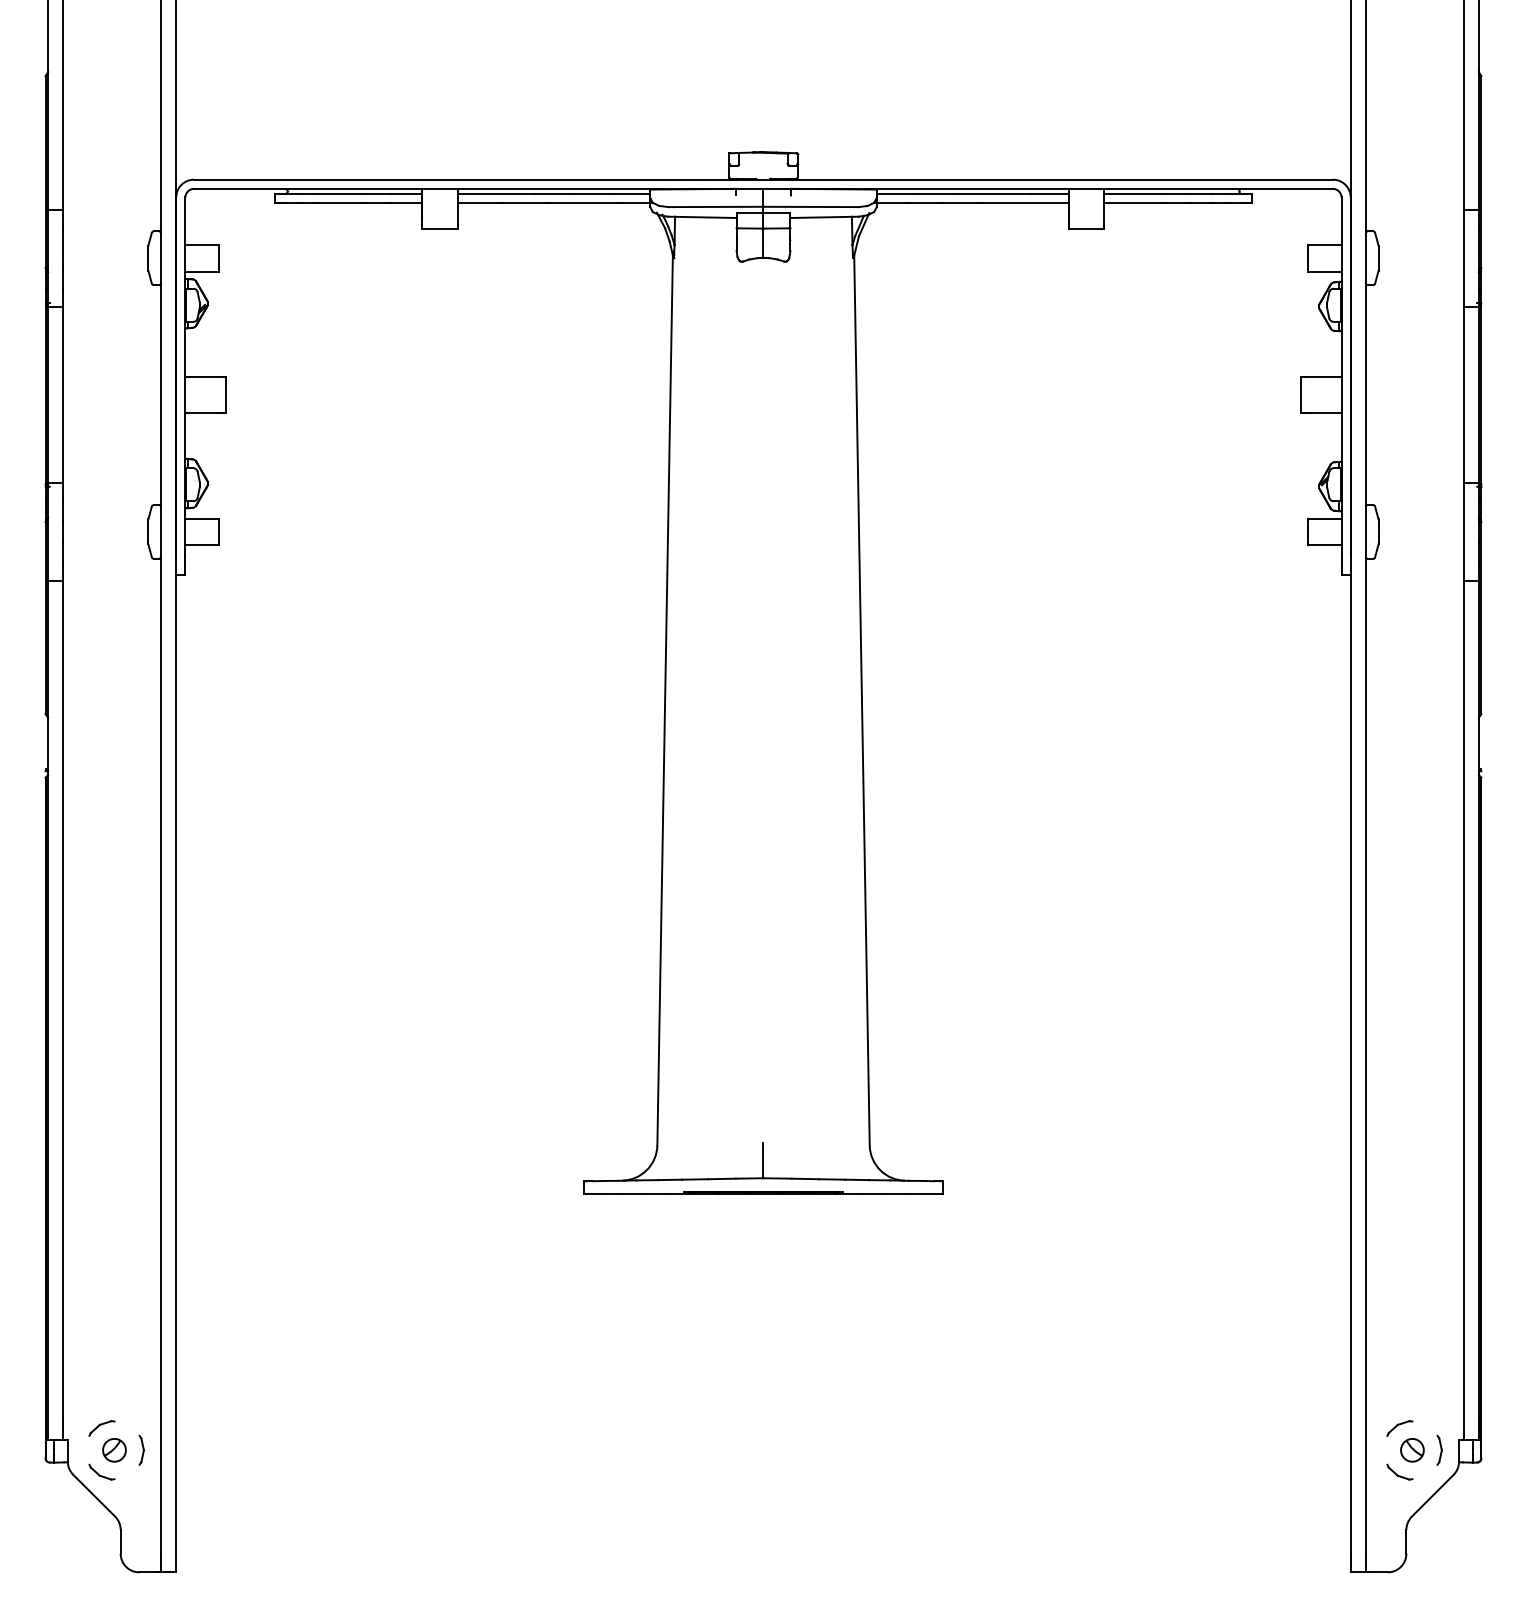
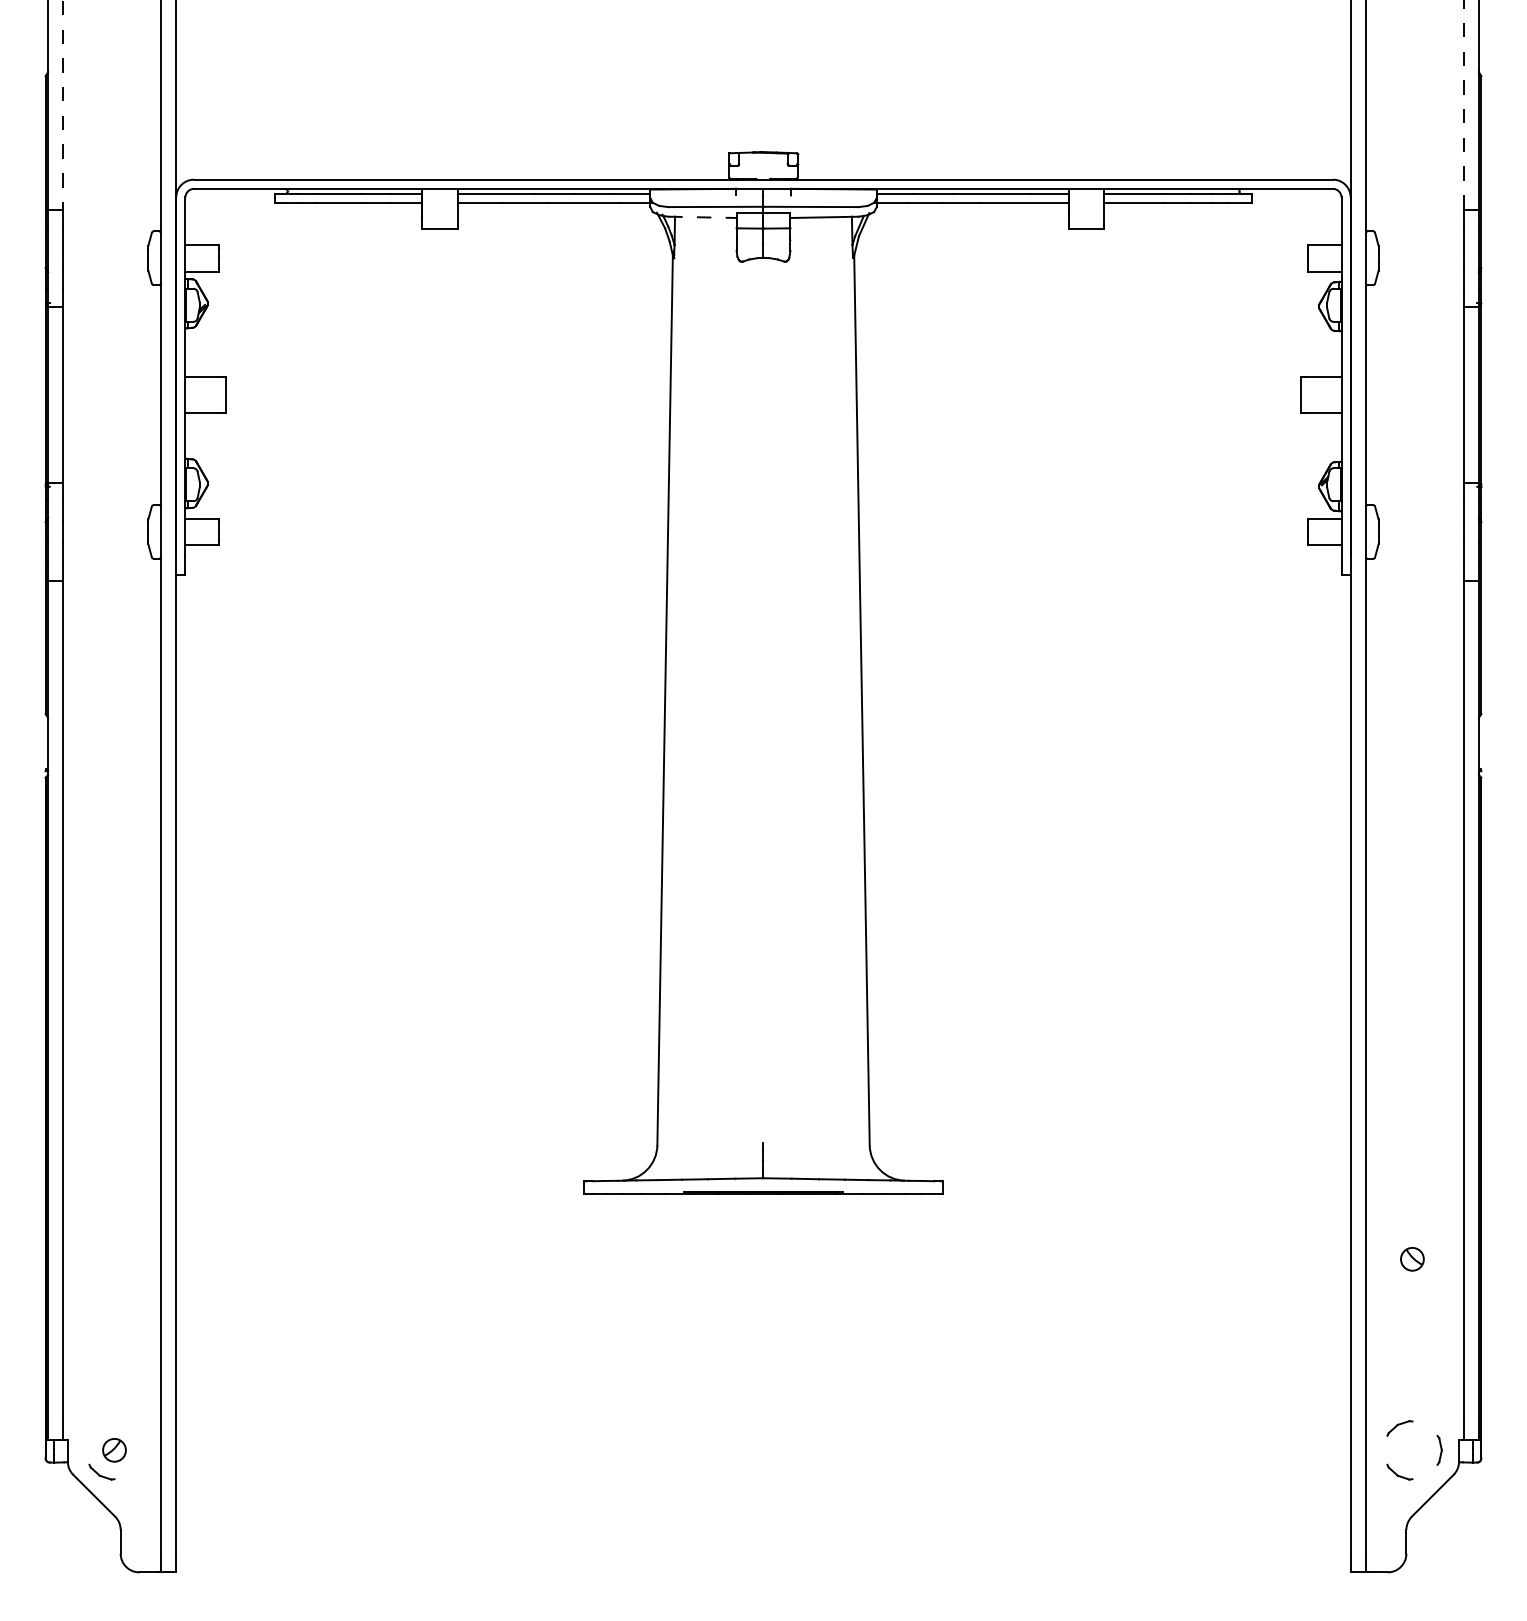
line: solid -> dashed (1463, 104)
line: solid -> dashed (63, 105)
line: solid -> dashed (702, 217)
part: present -> none (101, 1428)
part: present -> none (141, 1449)
part position: (1412, 1450) -> (1412, 1259) (1412, 1259)
